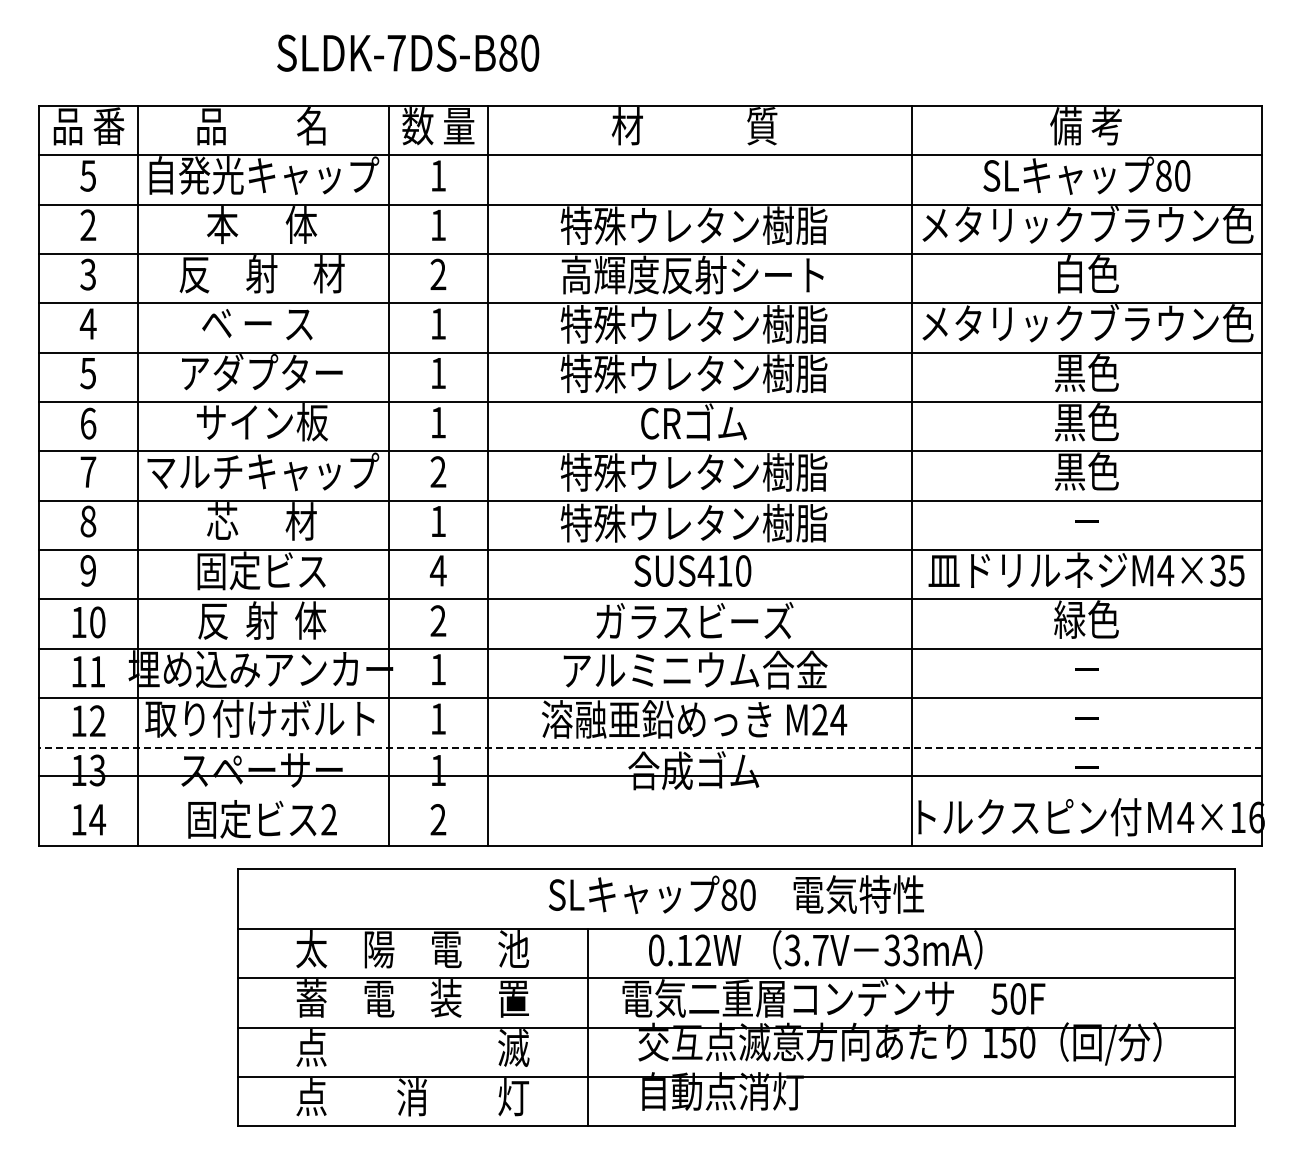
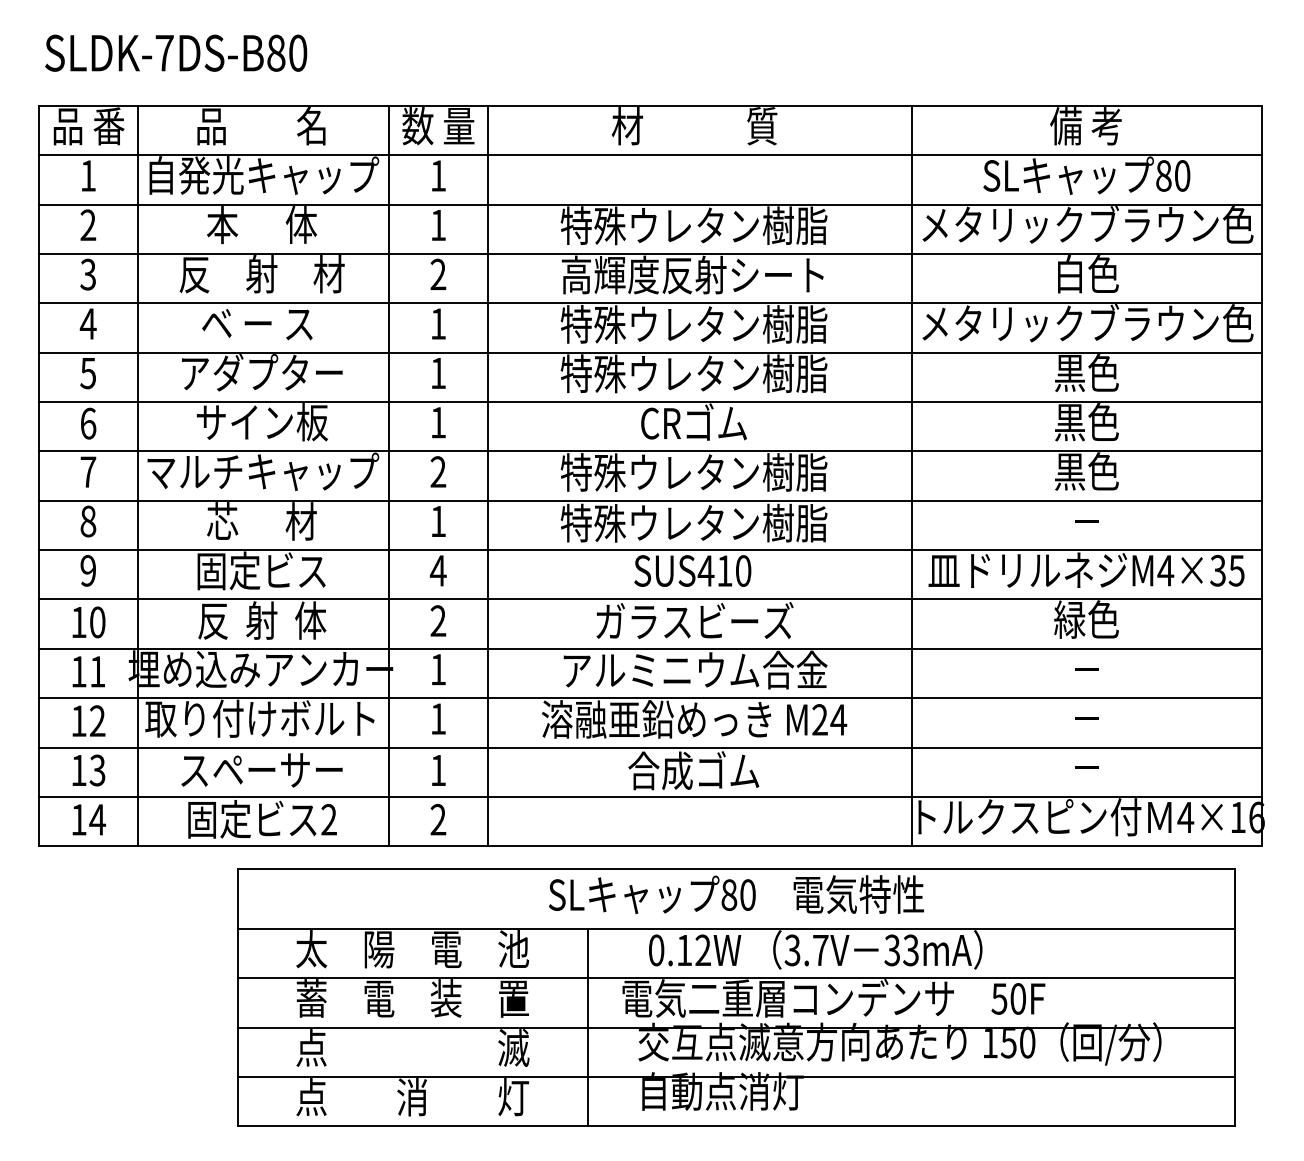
text position: (408, 52) -> (176, 52) (176, 52)
text: 5 -> 1 (87, 175)
line: dashed -> solid (650, 747)
line position: (650, 775) -> (650, 796) (650, 796)
